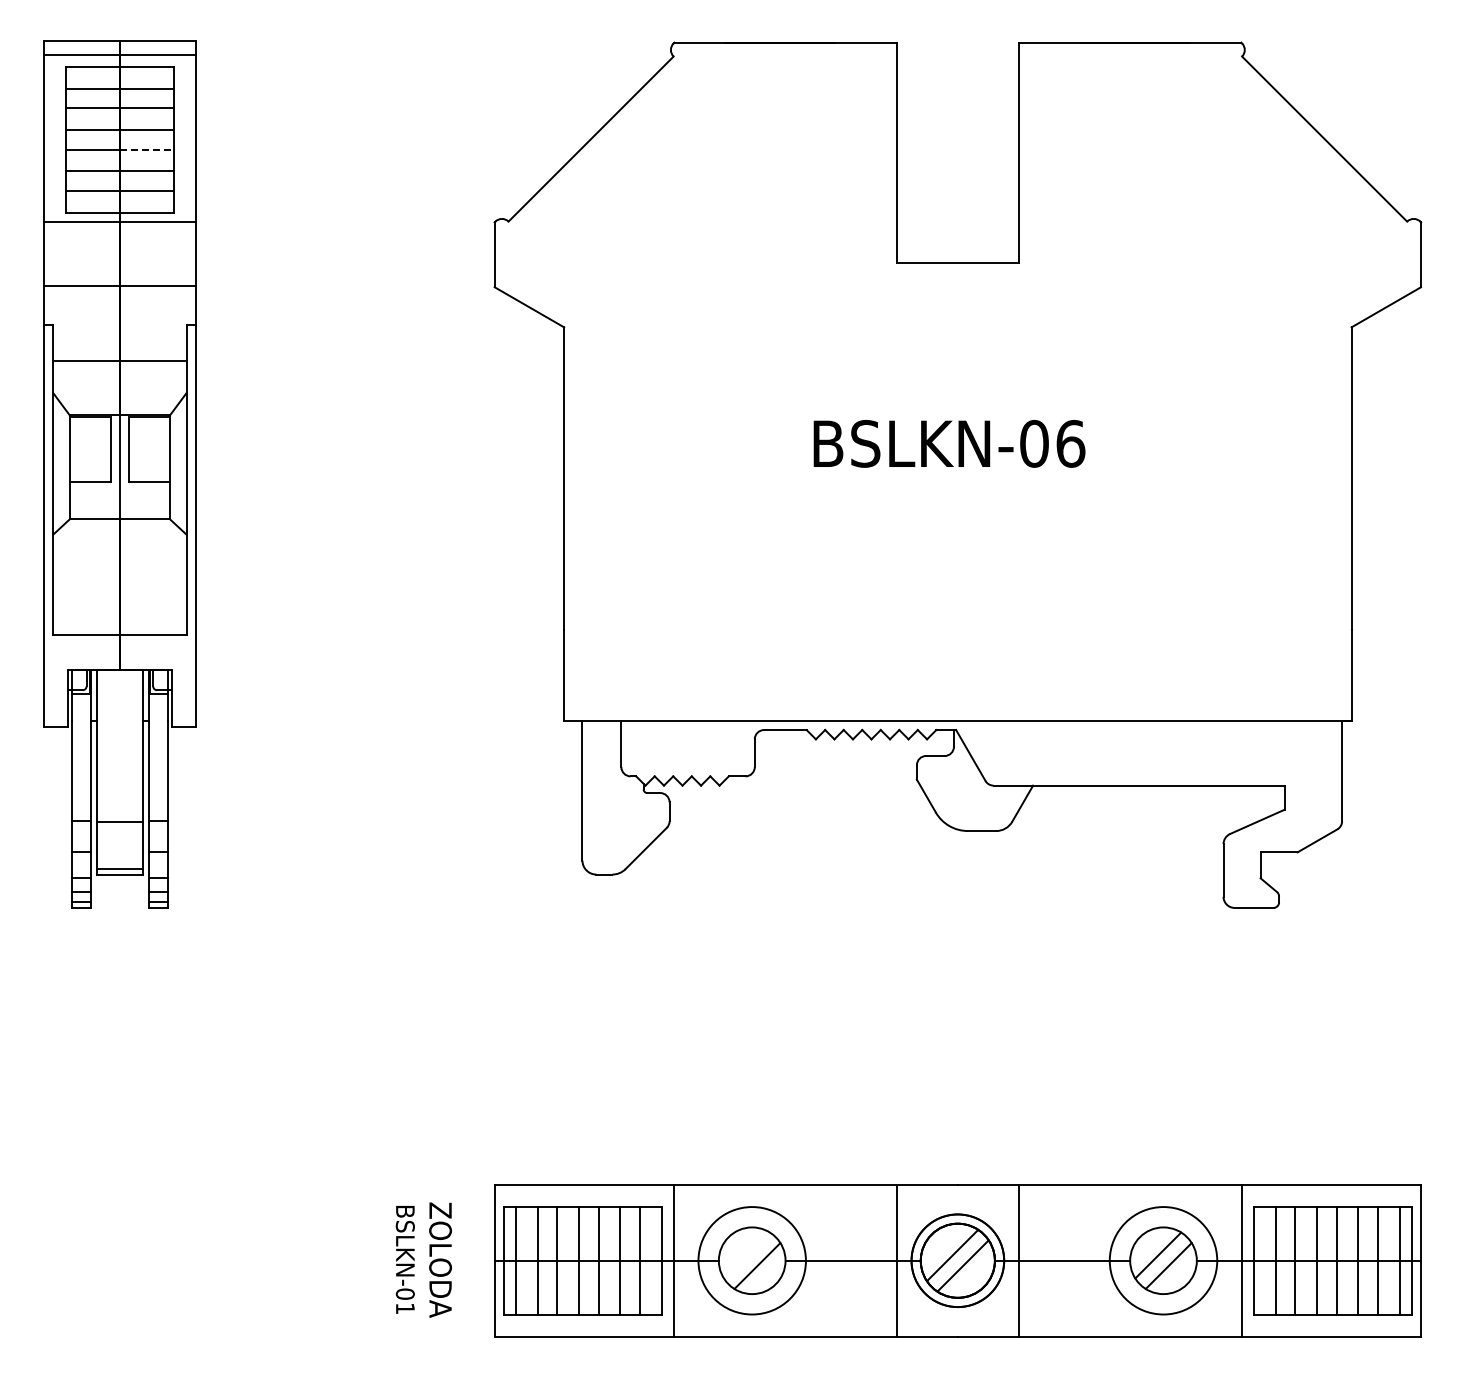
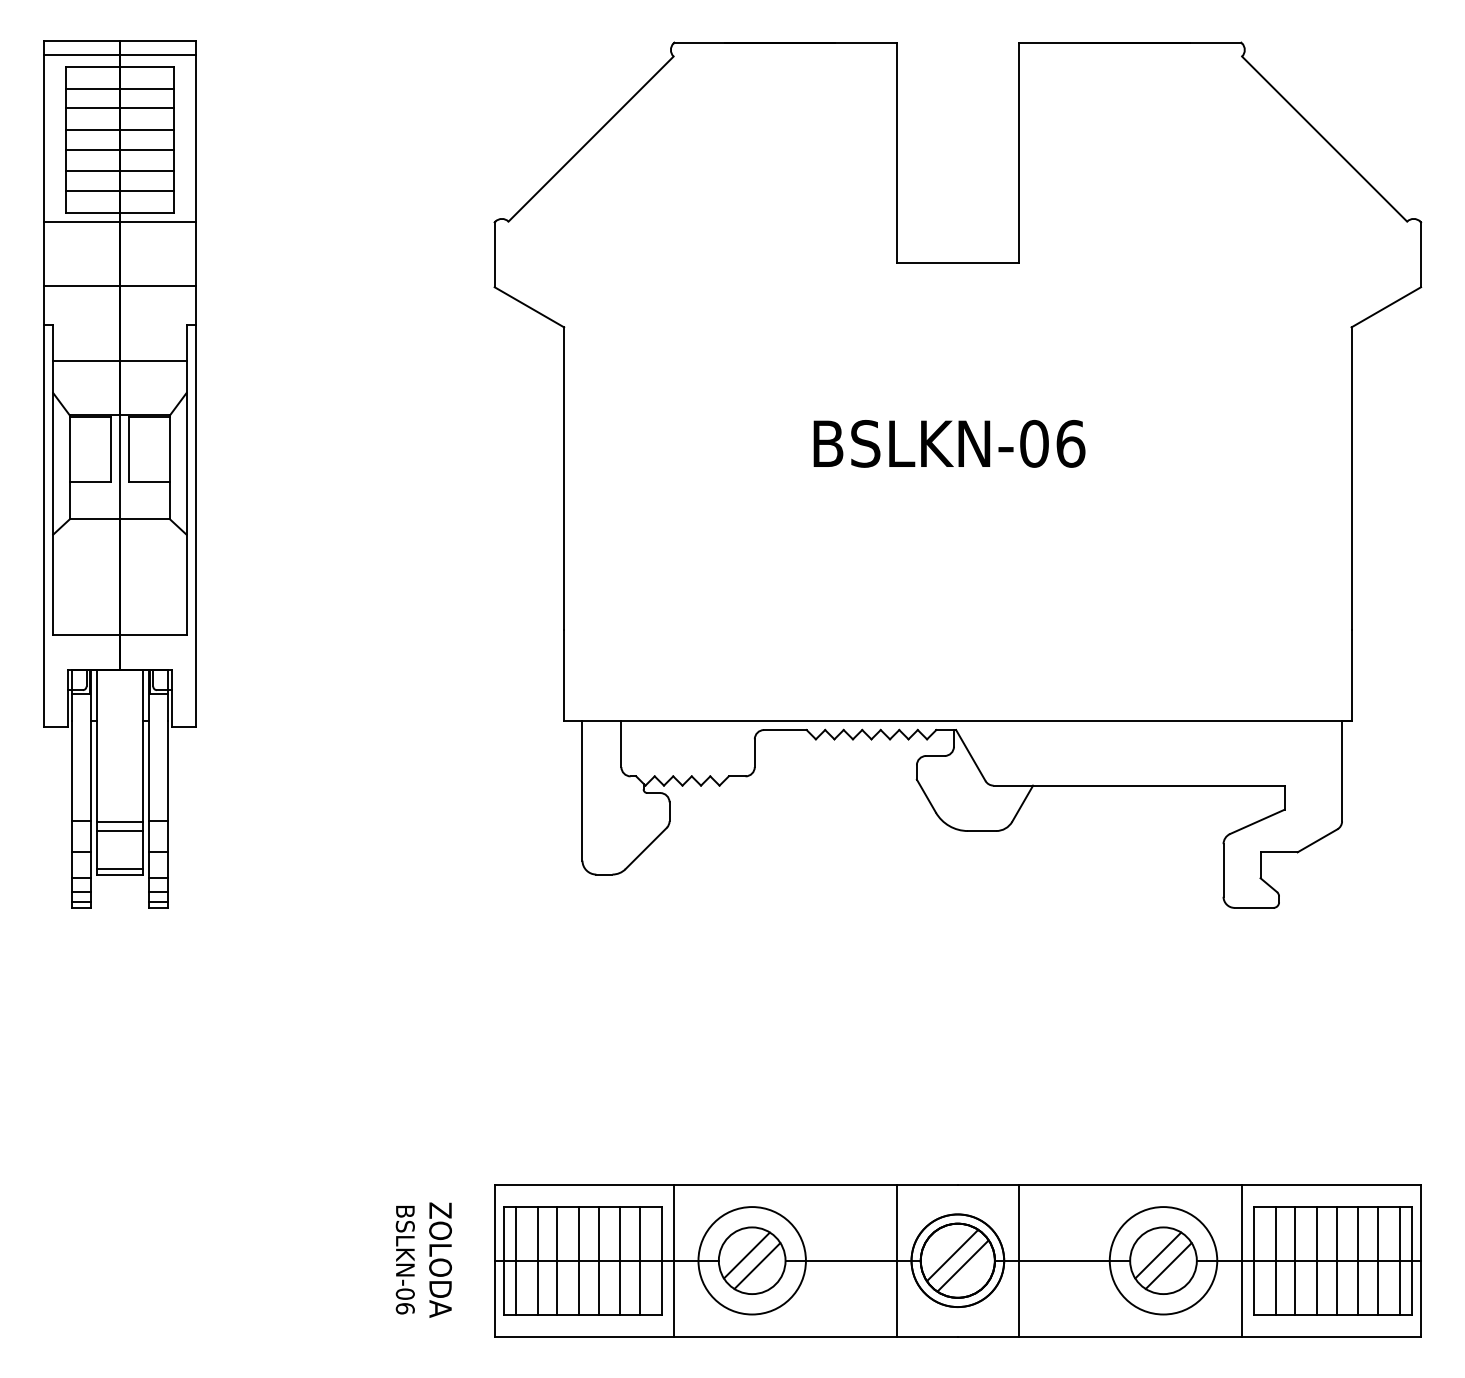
line: dashed -> solid (146, 149)
line: none -> present (119, 831)
line: none -> present (746, 1255)
text: BSLKN-01 -> BSLKN-06 (404, 1308)
